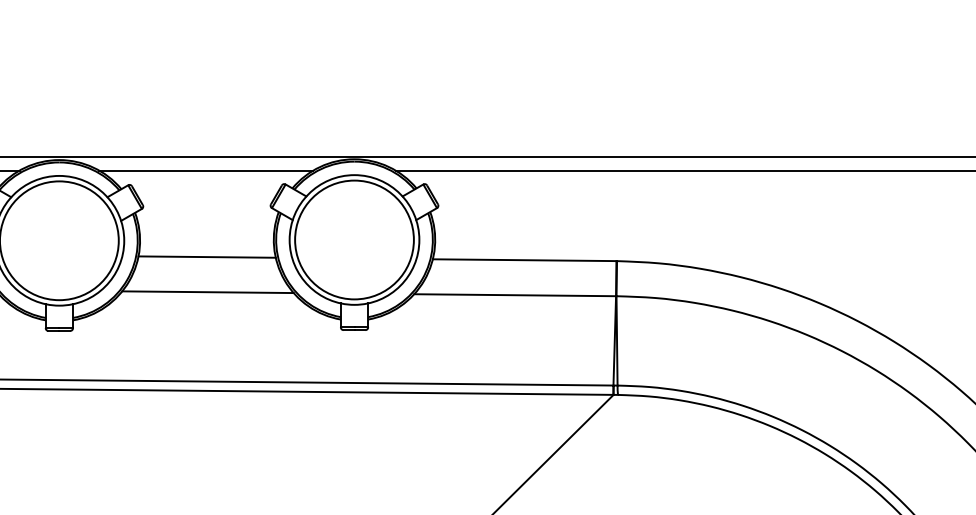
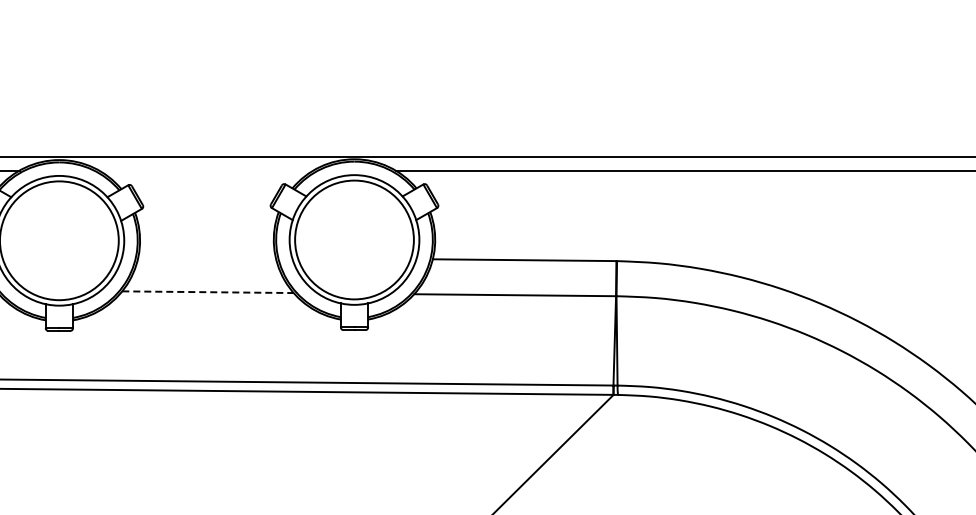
line: present -> none (206, 170)
line: present -> none (206, 256)
line: solid -> dashed (207, 292)
